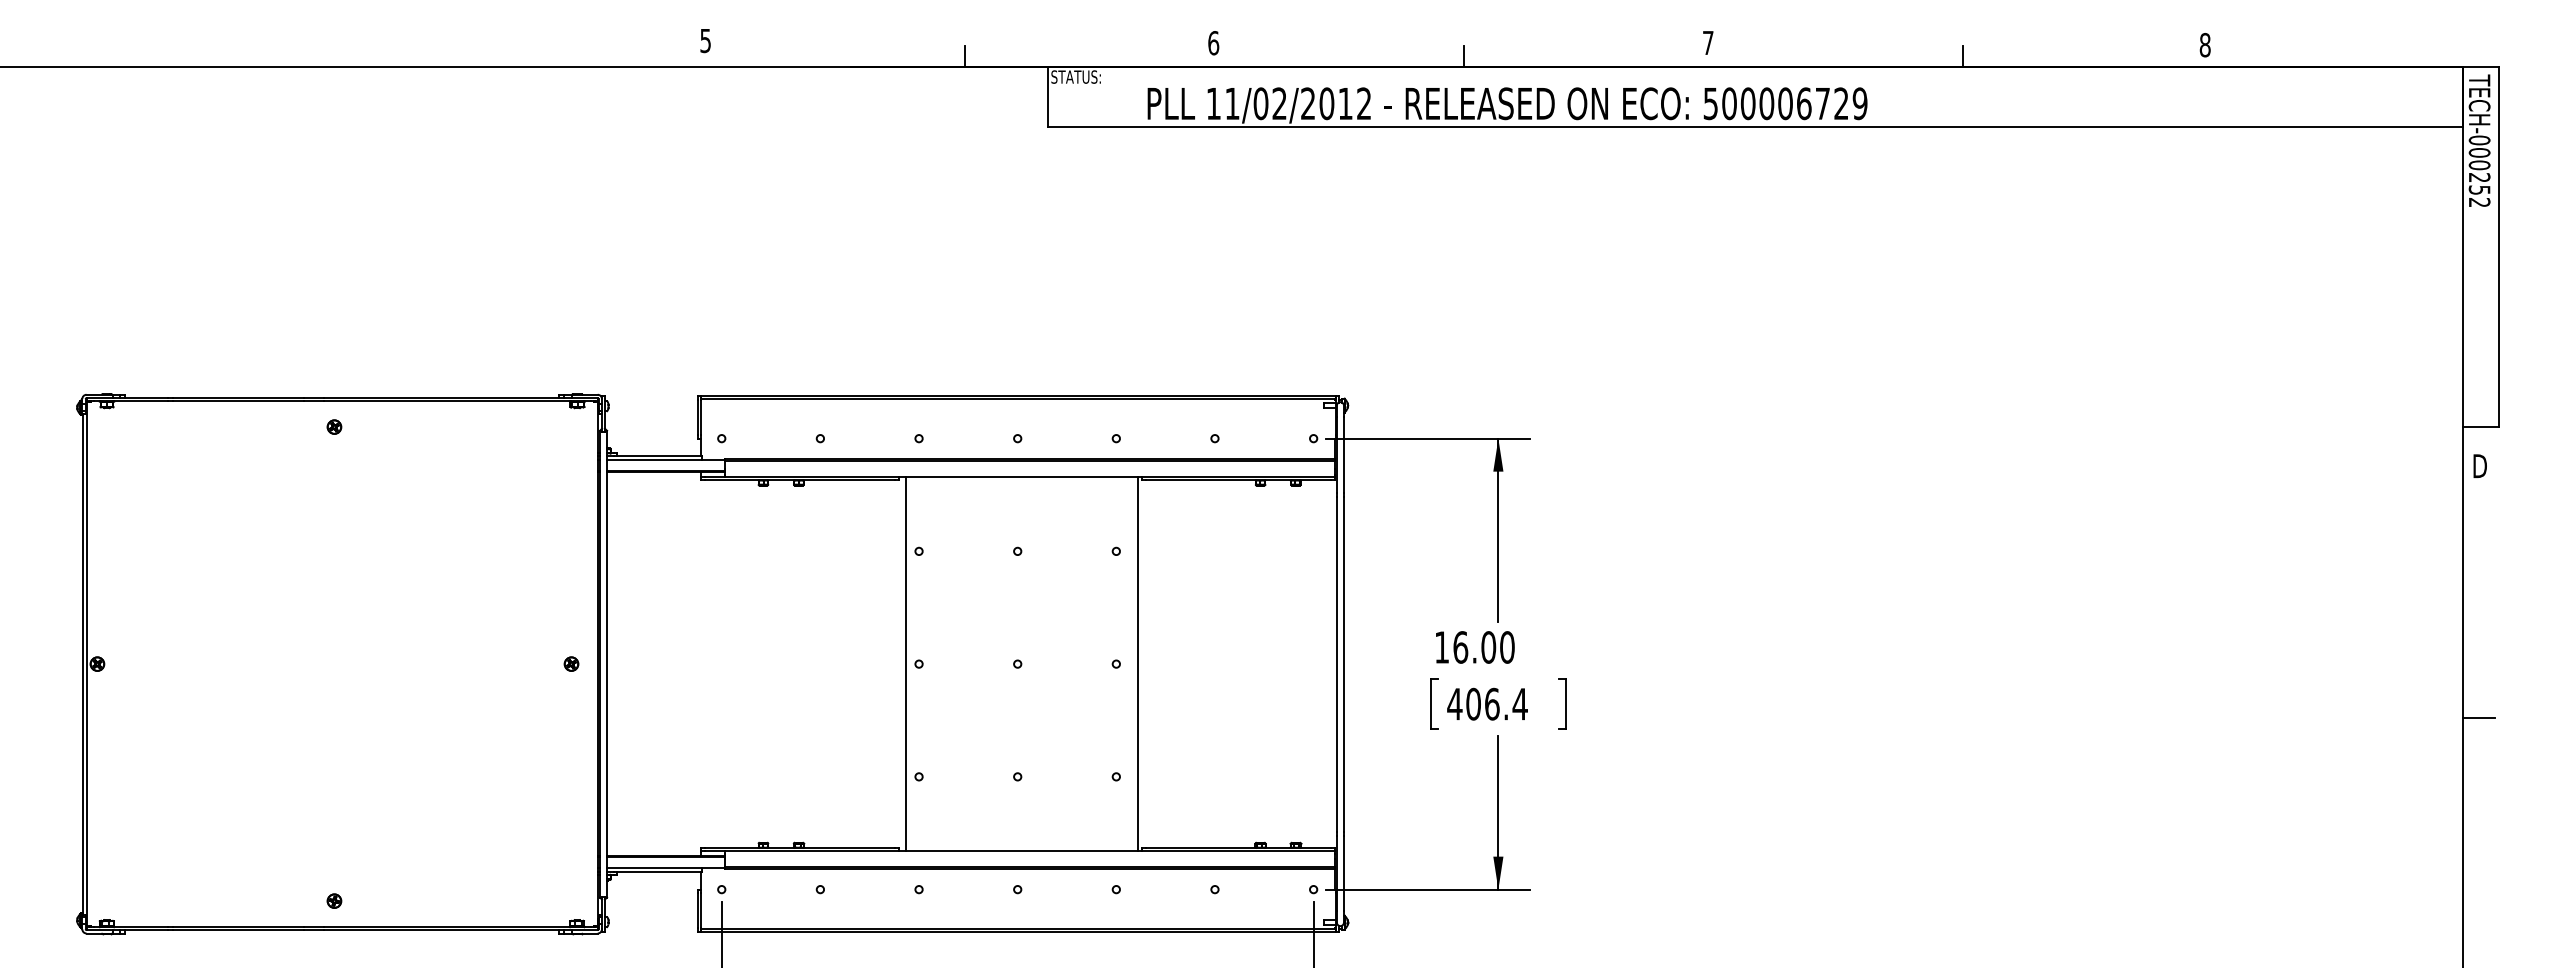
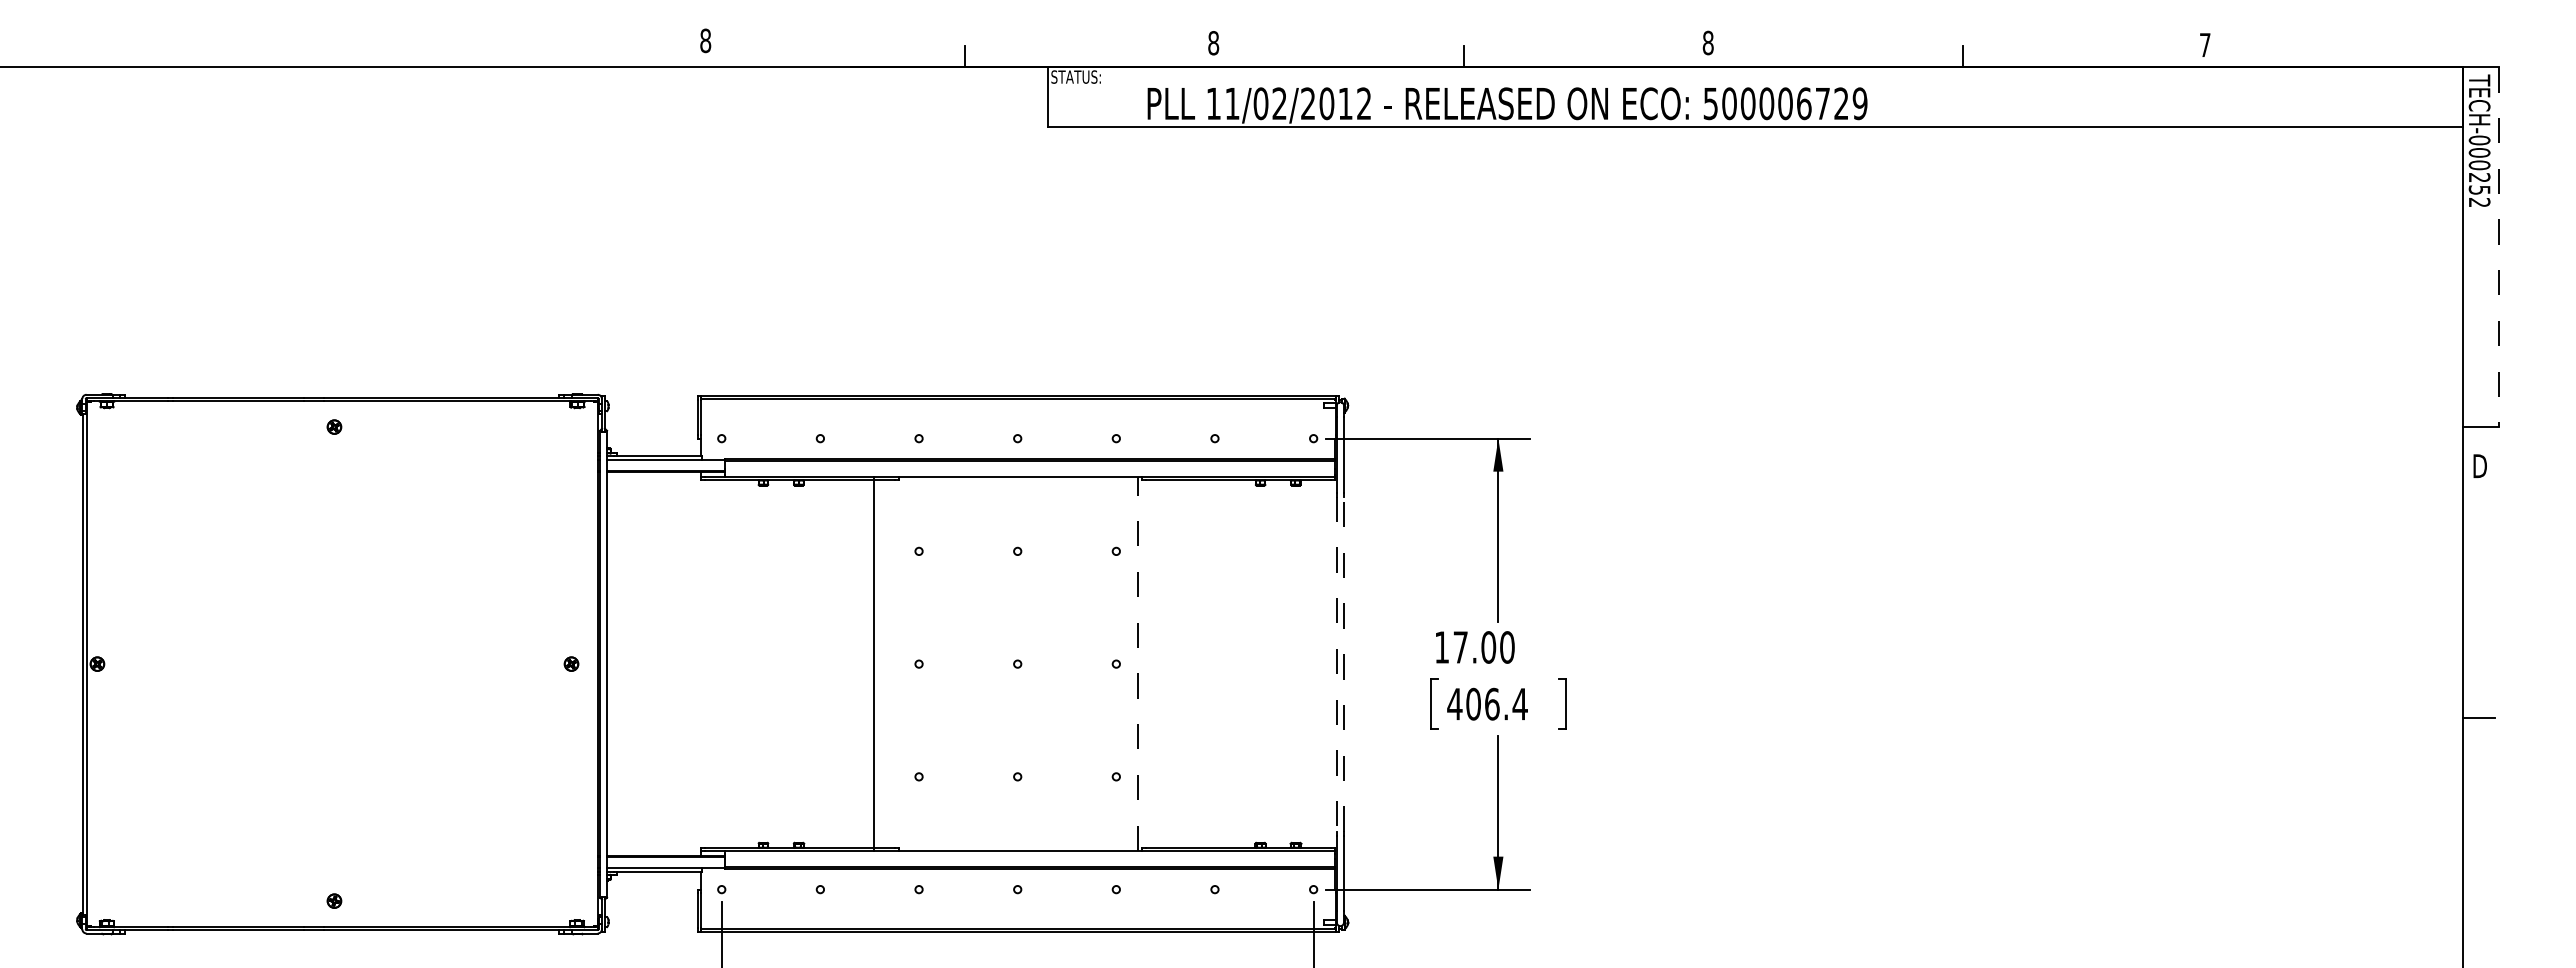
text: 5 -> 8 (705, 40)
text: 7 -> 8 (1707, 42)
text: 6 -> 8 (1213, 43)
text: 8 -> 7 (2204, 44)
line: solid -> dashed (2498, 247)
text: 16.00 -> 17.00 (1460, 647)
line position: (905, 663) -> (873, 663) (873, 663)
line: solid -> dashed (1138, 664)
line: solid -> dashed (1336, 664)
line: solid -> dashed (1343, 664)
